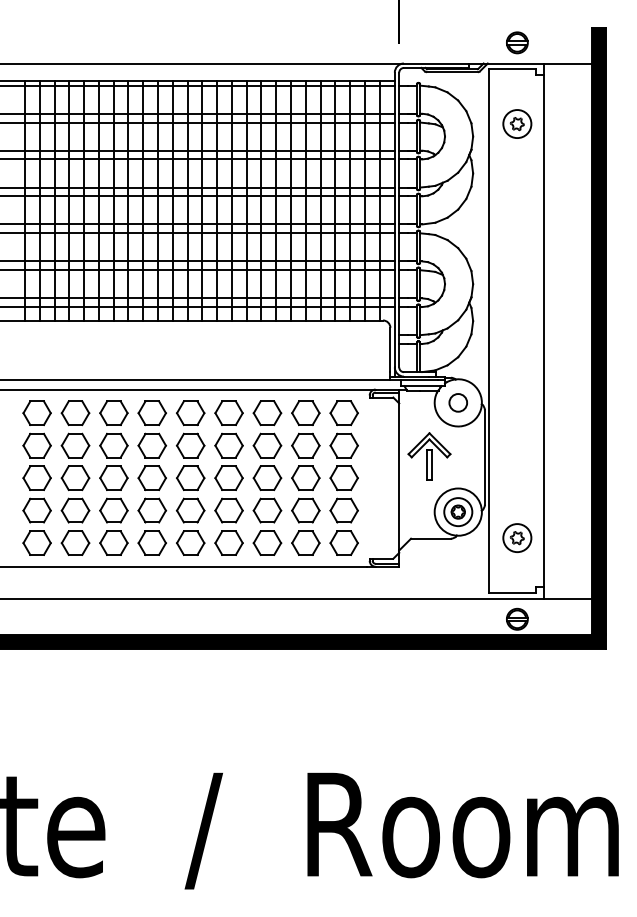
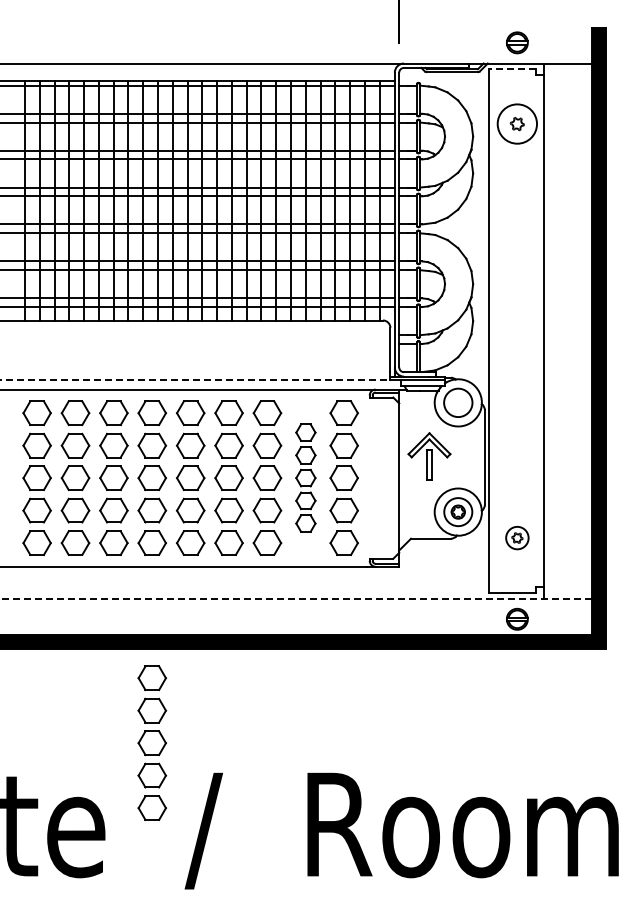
line: solid -> dashed (512, 69)
circle diameter: 28 px -> 39 px (517, 123)
line: solid -> dashed (195, 379)
circle diameter: 18 px -> 28 px (458, 402)
part size: 30x156 px -> 22x110 px (305, 477)
part size: 31x30 px -> 25x25 px (517, 538)
line: solid -> dashed (296, 598)
part: none -> present (152, 742)
